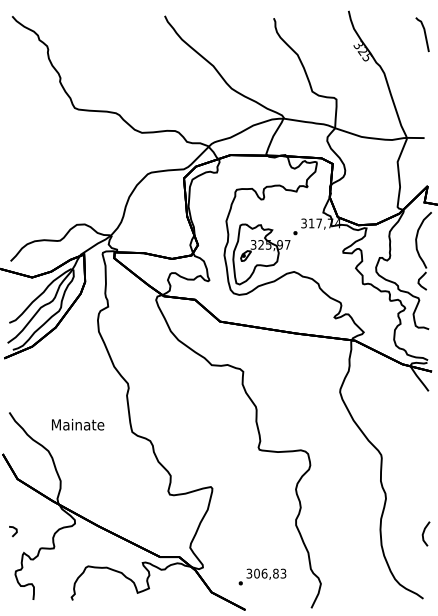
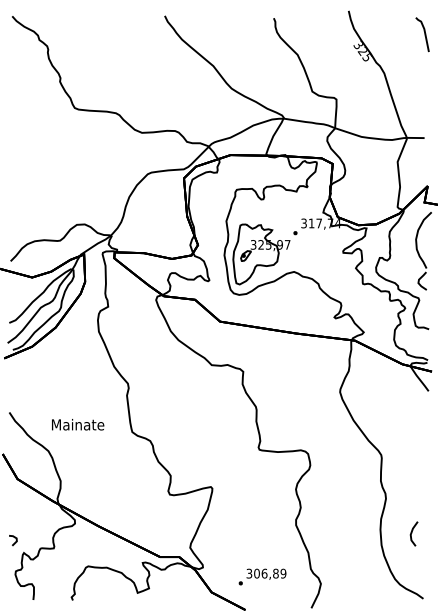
line position: (14, 529) -> (14, 538) (14, 538)
line position: (424, 533) -> (412, 533) (412, 533)
text: 306,83 -> 306,89 (283, 573)
